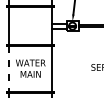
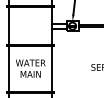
line: dashed -> solid (9, 69)
